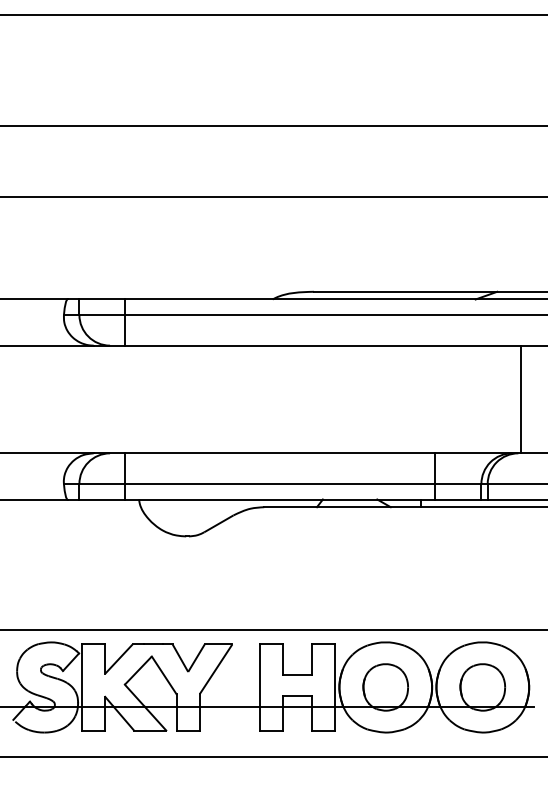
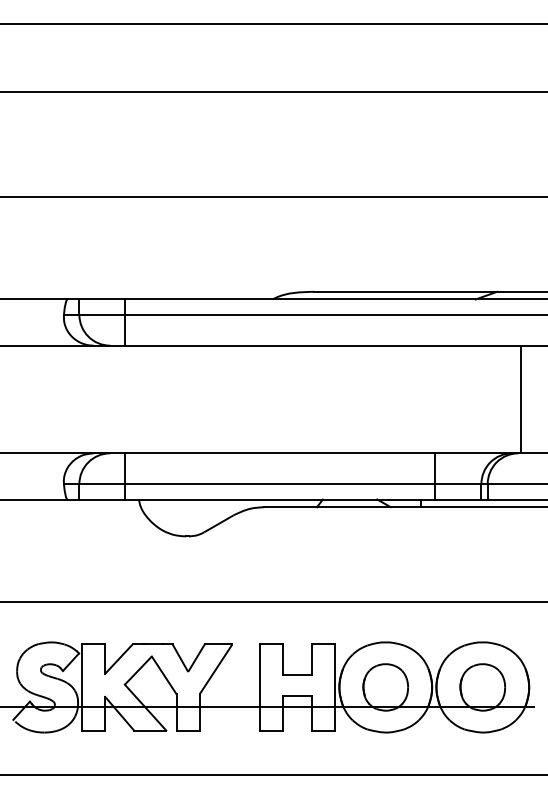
line position: (273, 14) -> (273, 23) (273, 23)
line position: (273, 126) -> (273, 92) (273, 92)
line position: (273, 630) -> (273, 602) (273, 602)
line position: (273, 757) -> (273, 775) (273, 775)
